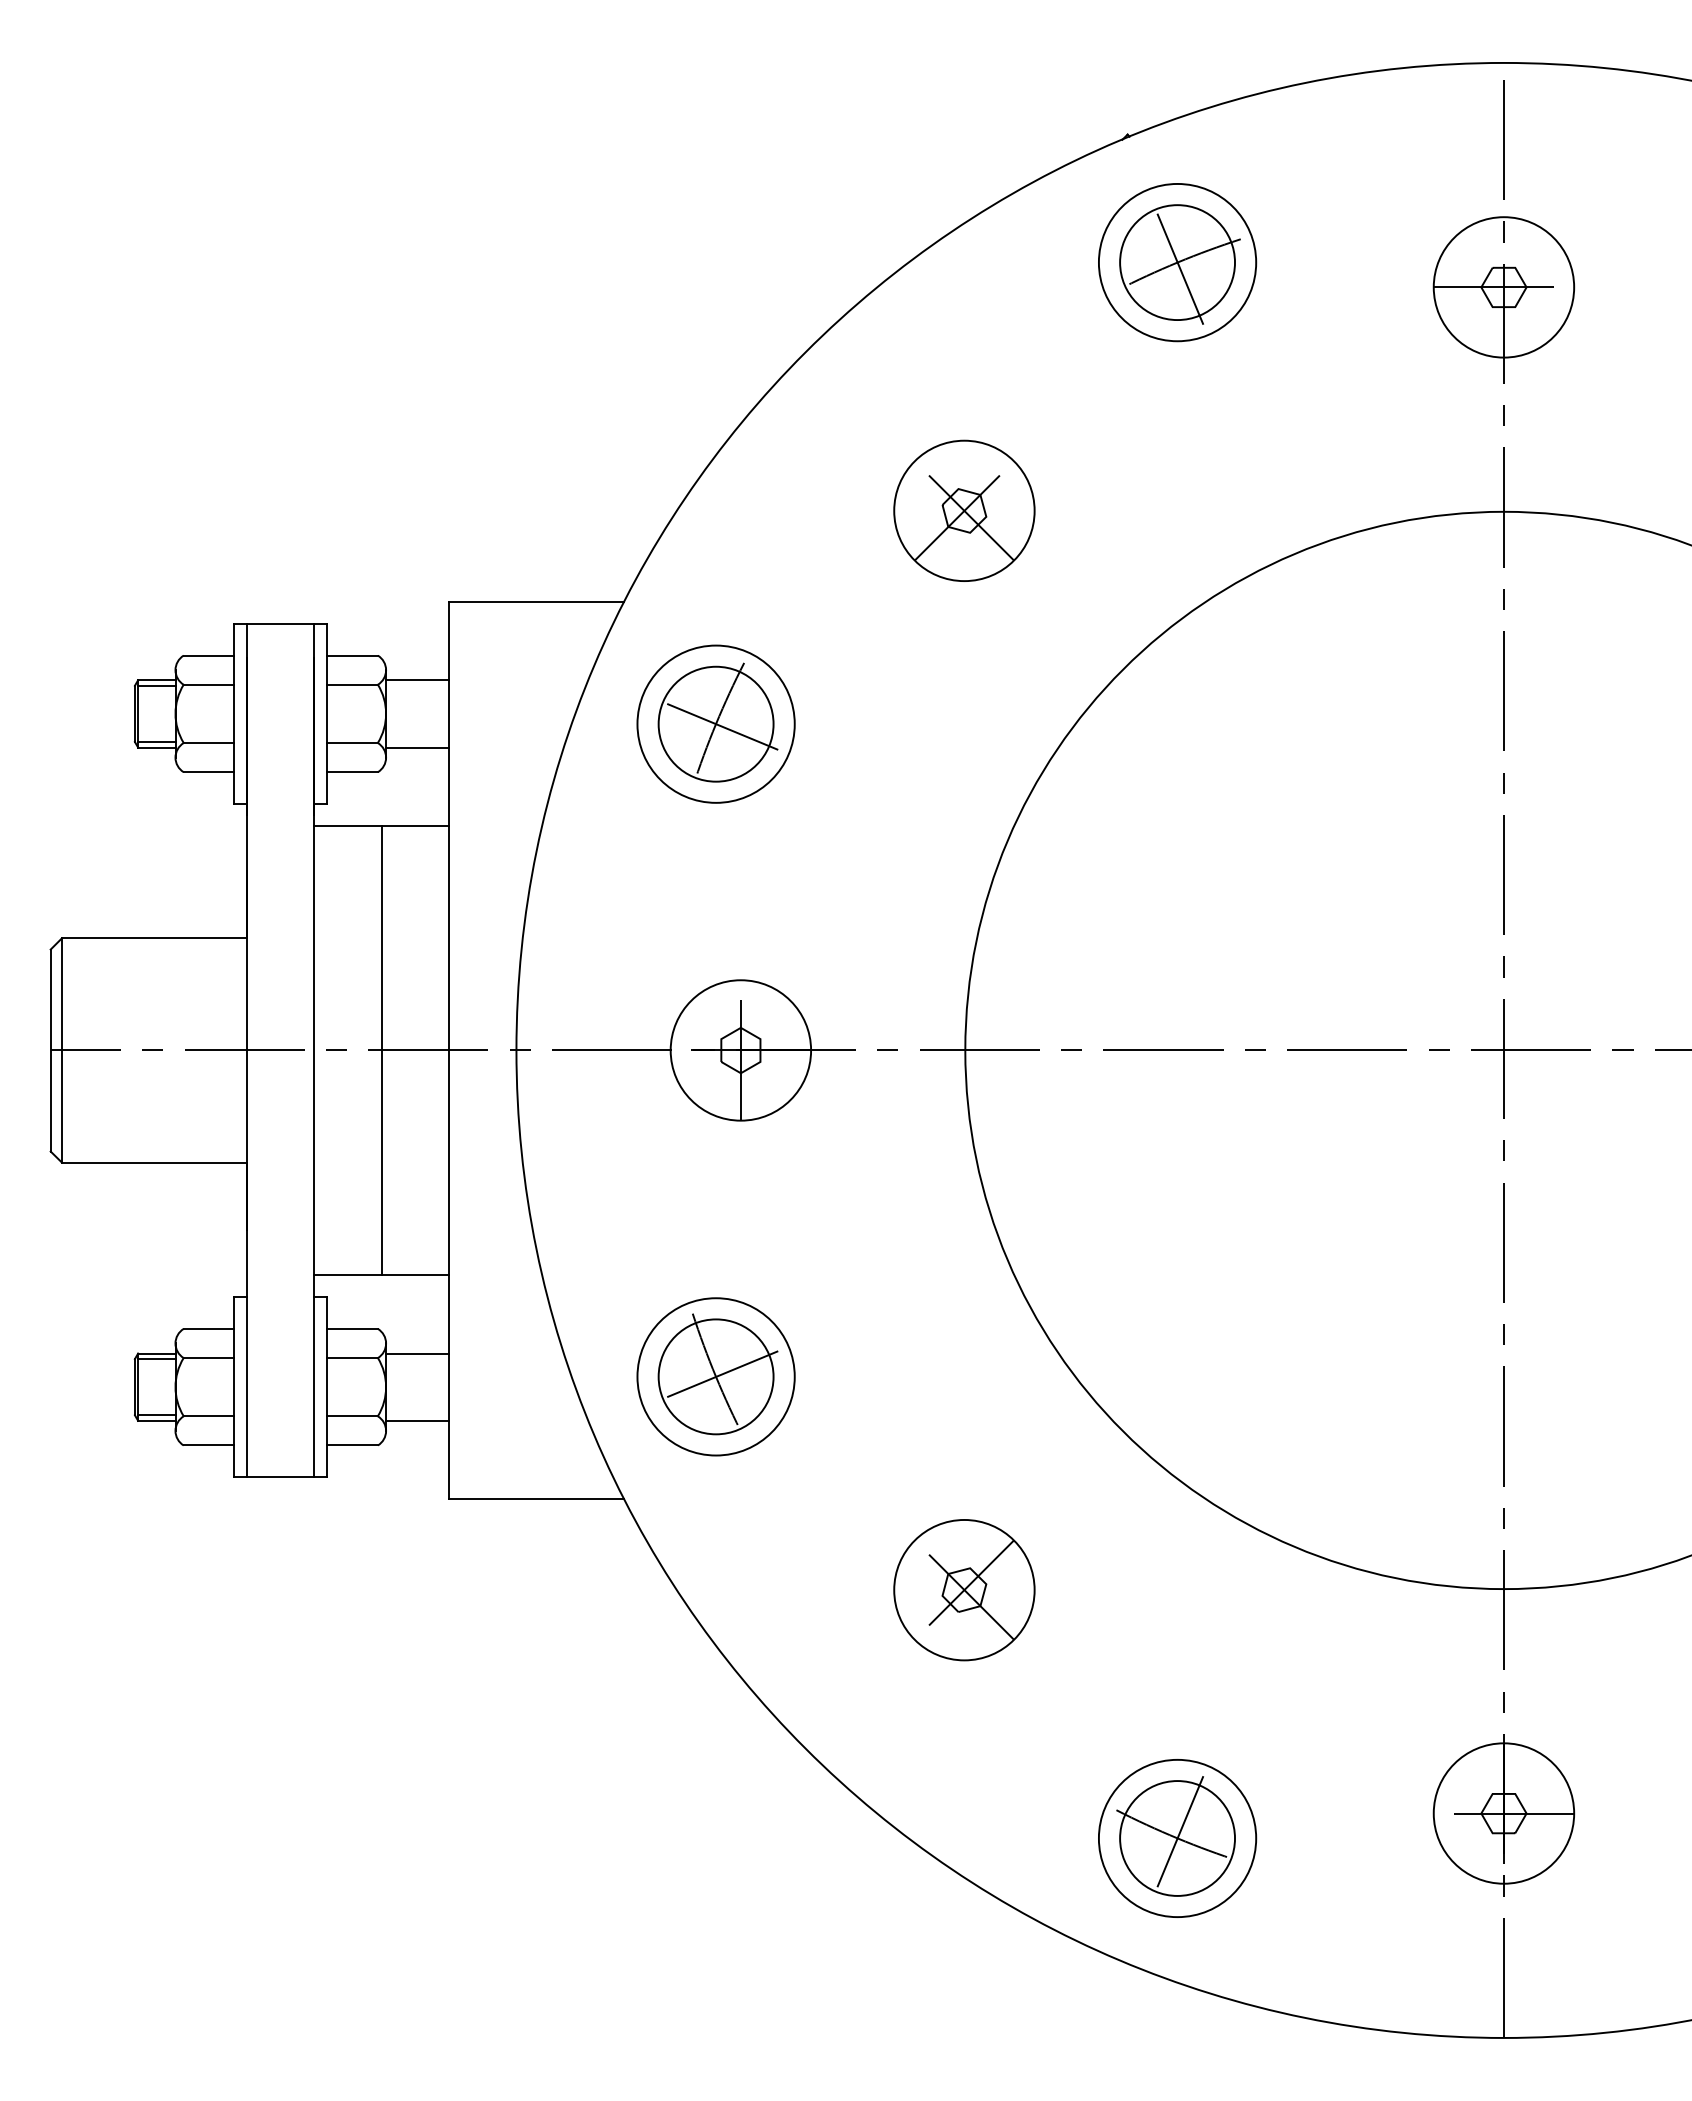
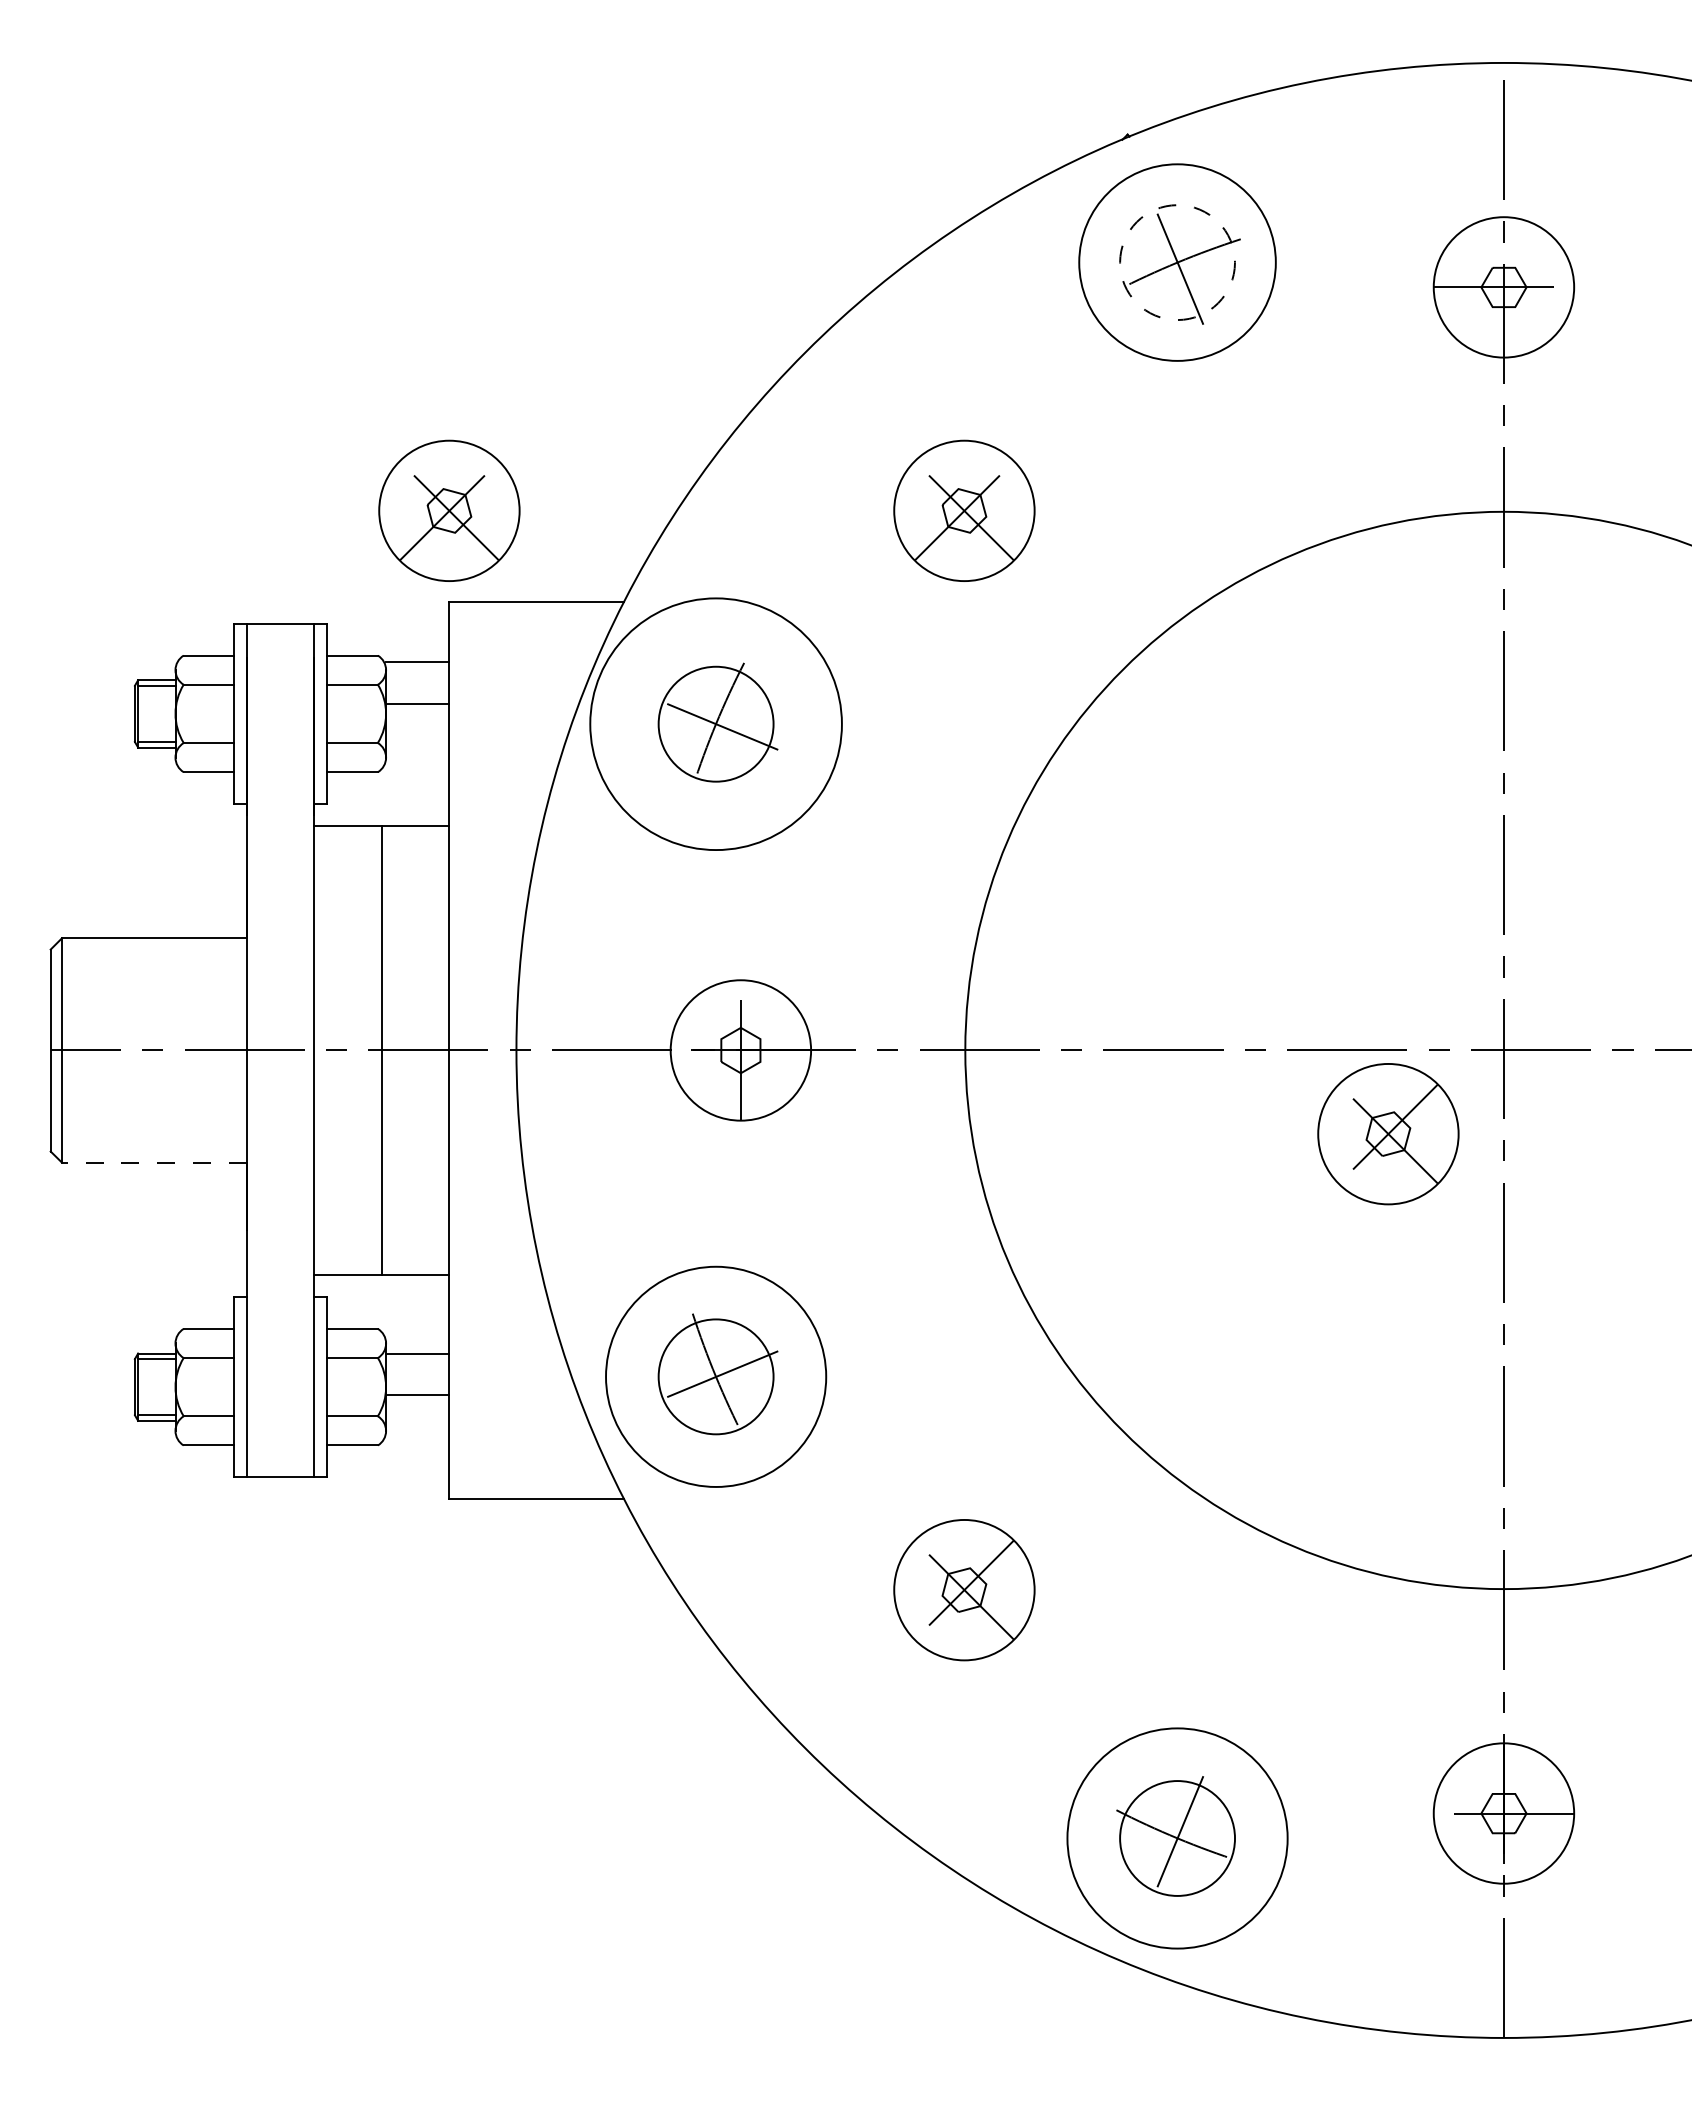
circle diameter: 157 px -> 197 px (1177, 262)
circle: solid -> dashed (1177, 262)
part: none -> present (449, 510)
line position: (417, 680) -> (417, 662) (417, 662)
circle diameter: 157 px -> 252 px (715, 724)
line position: (417, 747) -> (417, 703) (417, 703)
part: none -> present (1388, 1134)
line: solid -> dashed (154, 1162)
circle diameter: 157 px -> 220 px (716, 1376)
line position: (417, 1420) -> (417, 1394) (417, 1394)
circle diameter: 157 px -> 220 px (1177, 1838)
